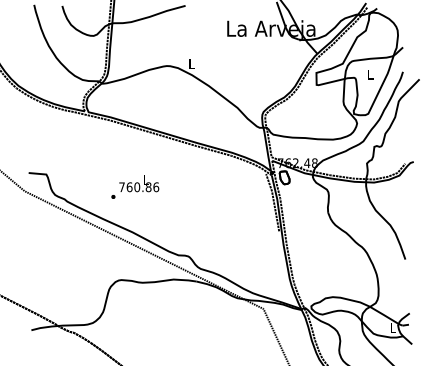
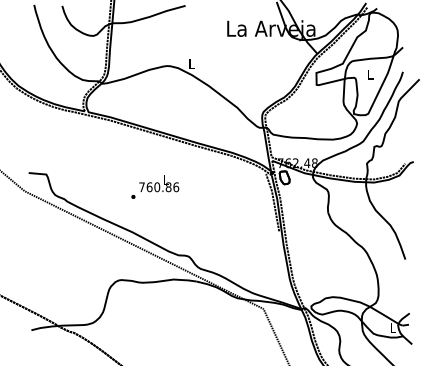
text position: (135, 186) -> (155, 186) (155, 186)
